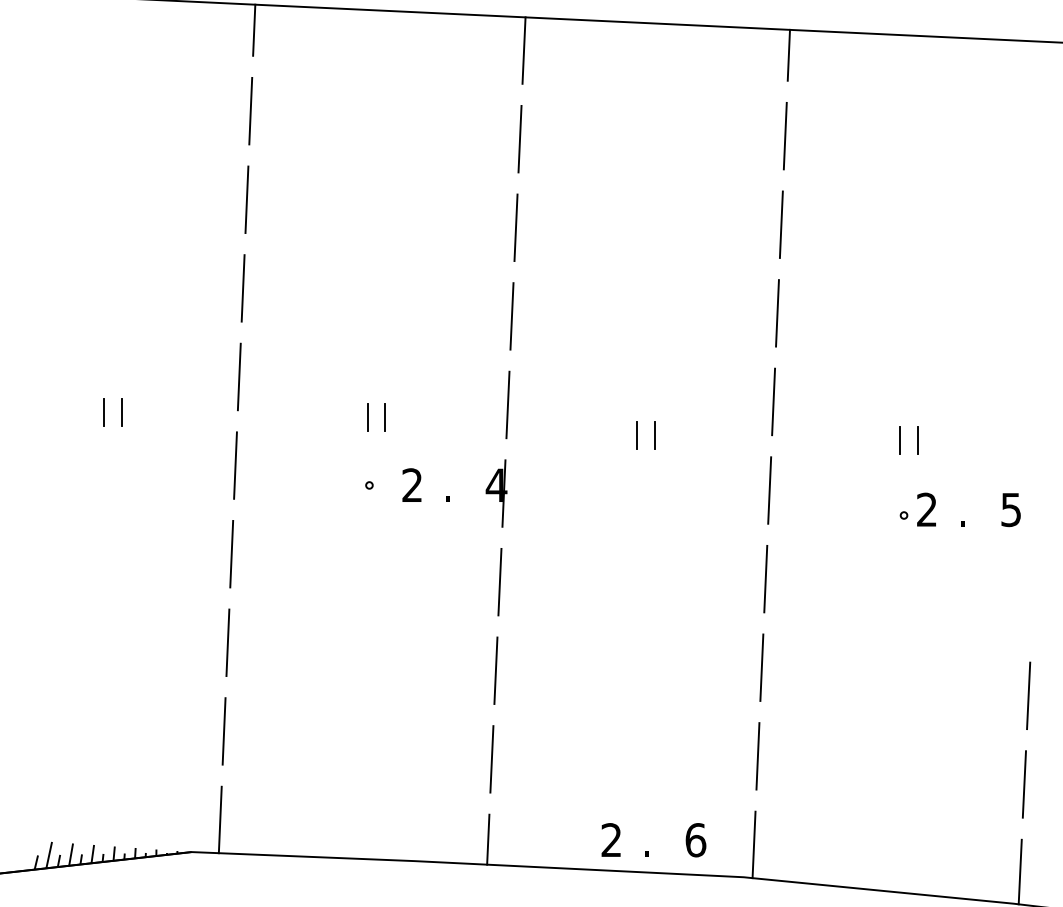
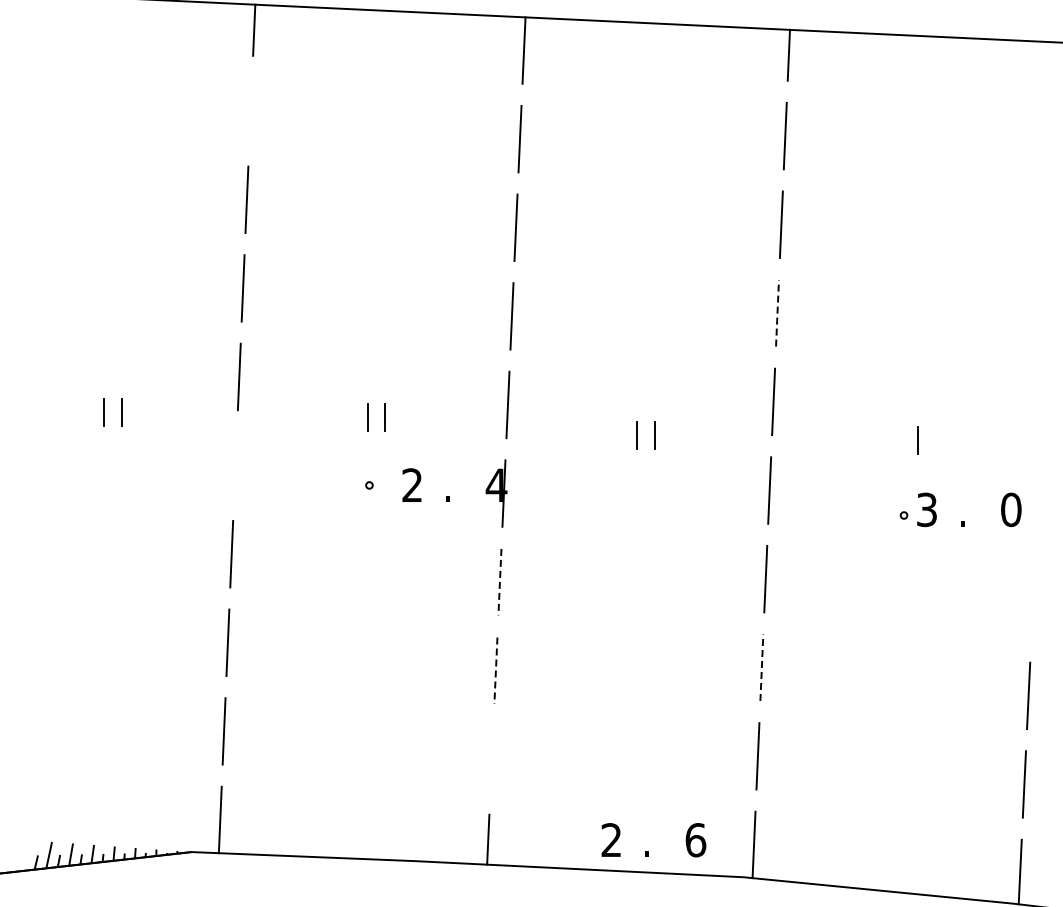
line: present -> none (250, 110)
line: solid -> dashed (777, 312)
line: present -> none (900, 440)
line: present -> none (235, 465)
text: 2 -> 3 (926, 509)
text: 5 -> 0 (1011, 509)
line: solid -> dashed (499, 582)
line: solid -> dashed (761, 667)
line: solid -> dashed (495, 671)
line: present -> none (491, 759)
